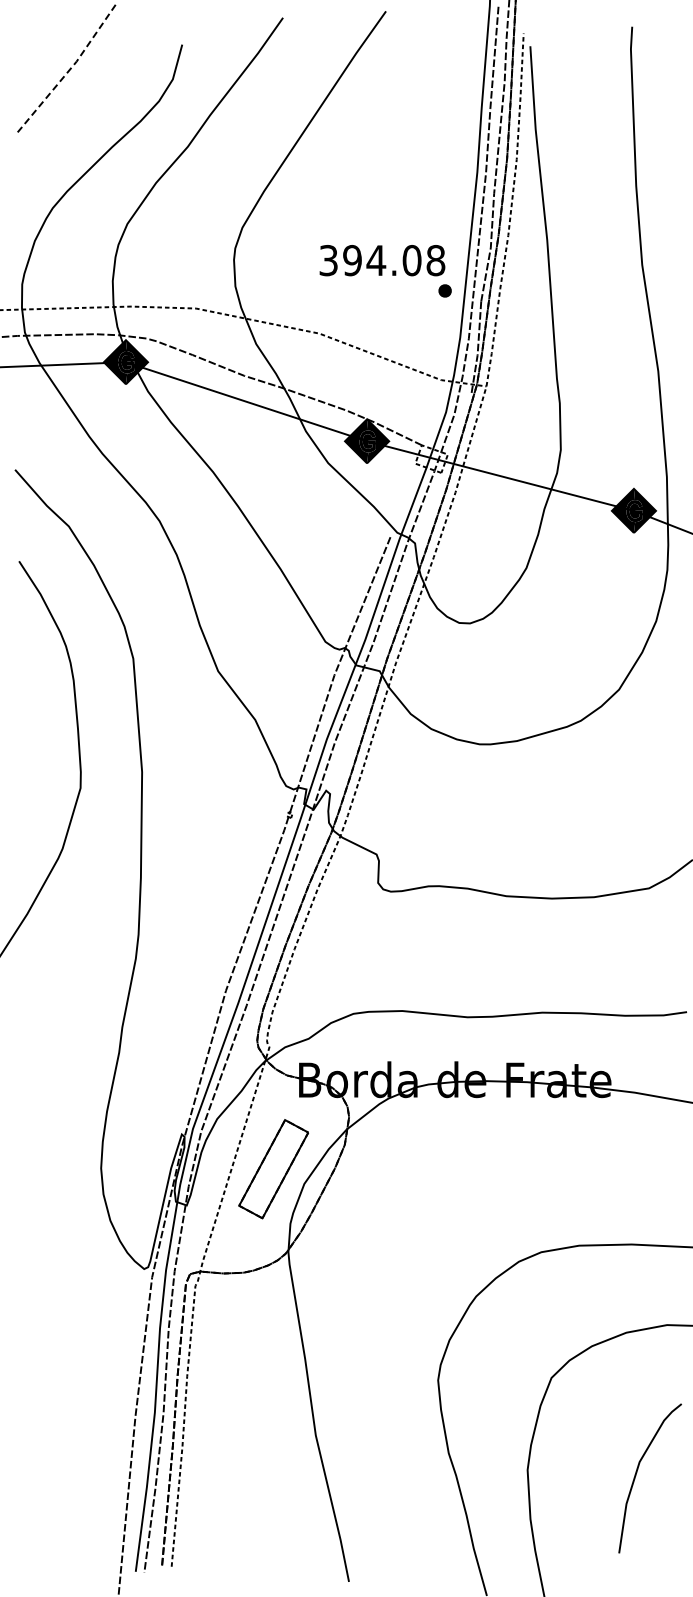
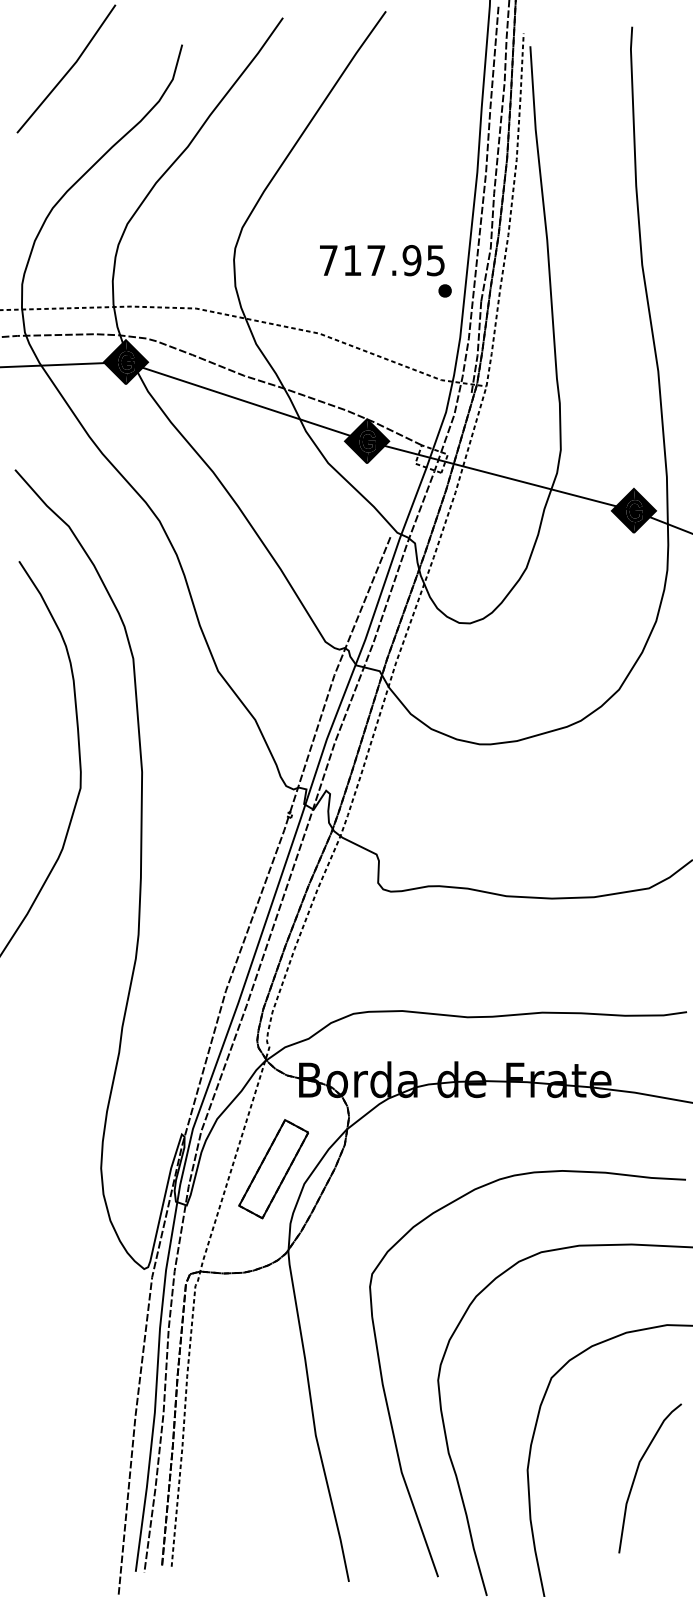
line: dashed -> solid (69, 70)
text: 394.08 -> 717.95 (382, 260)
part: none -> present (387, 1400)
